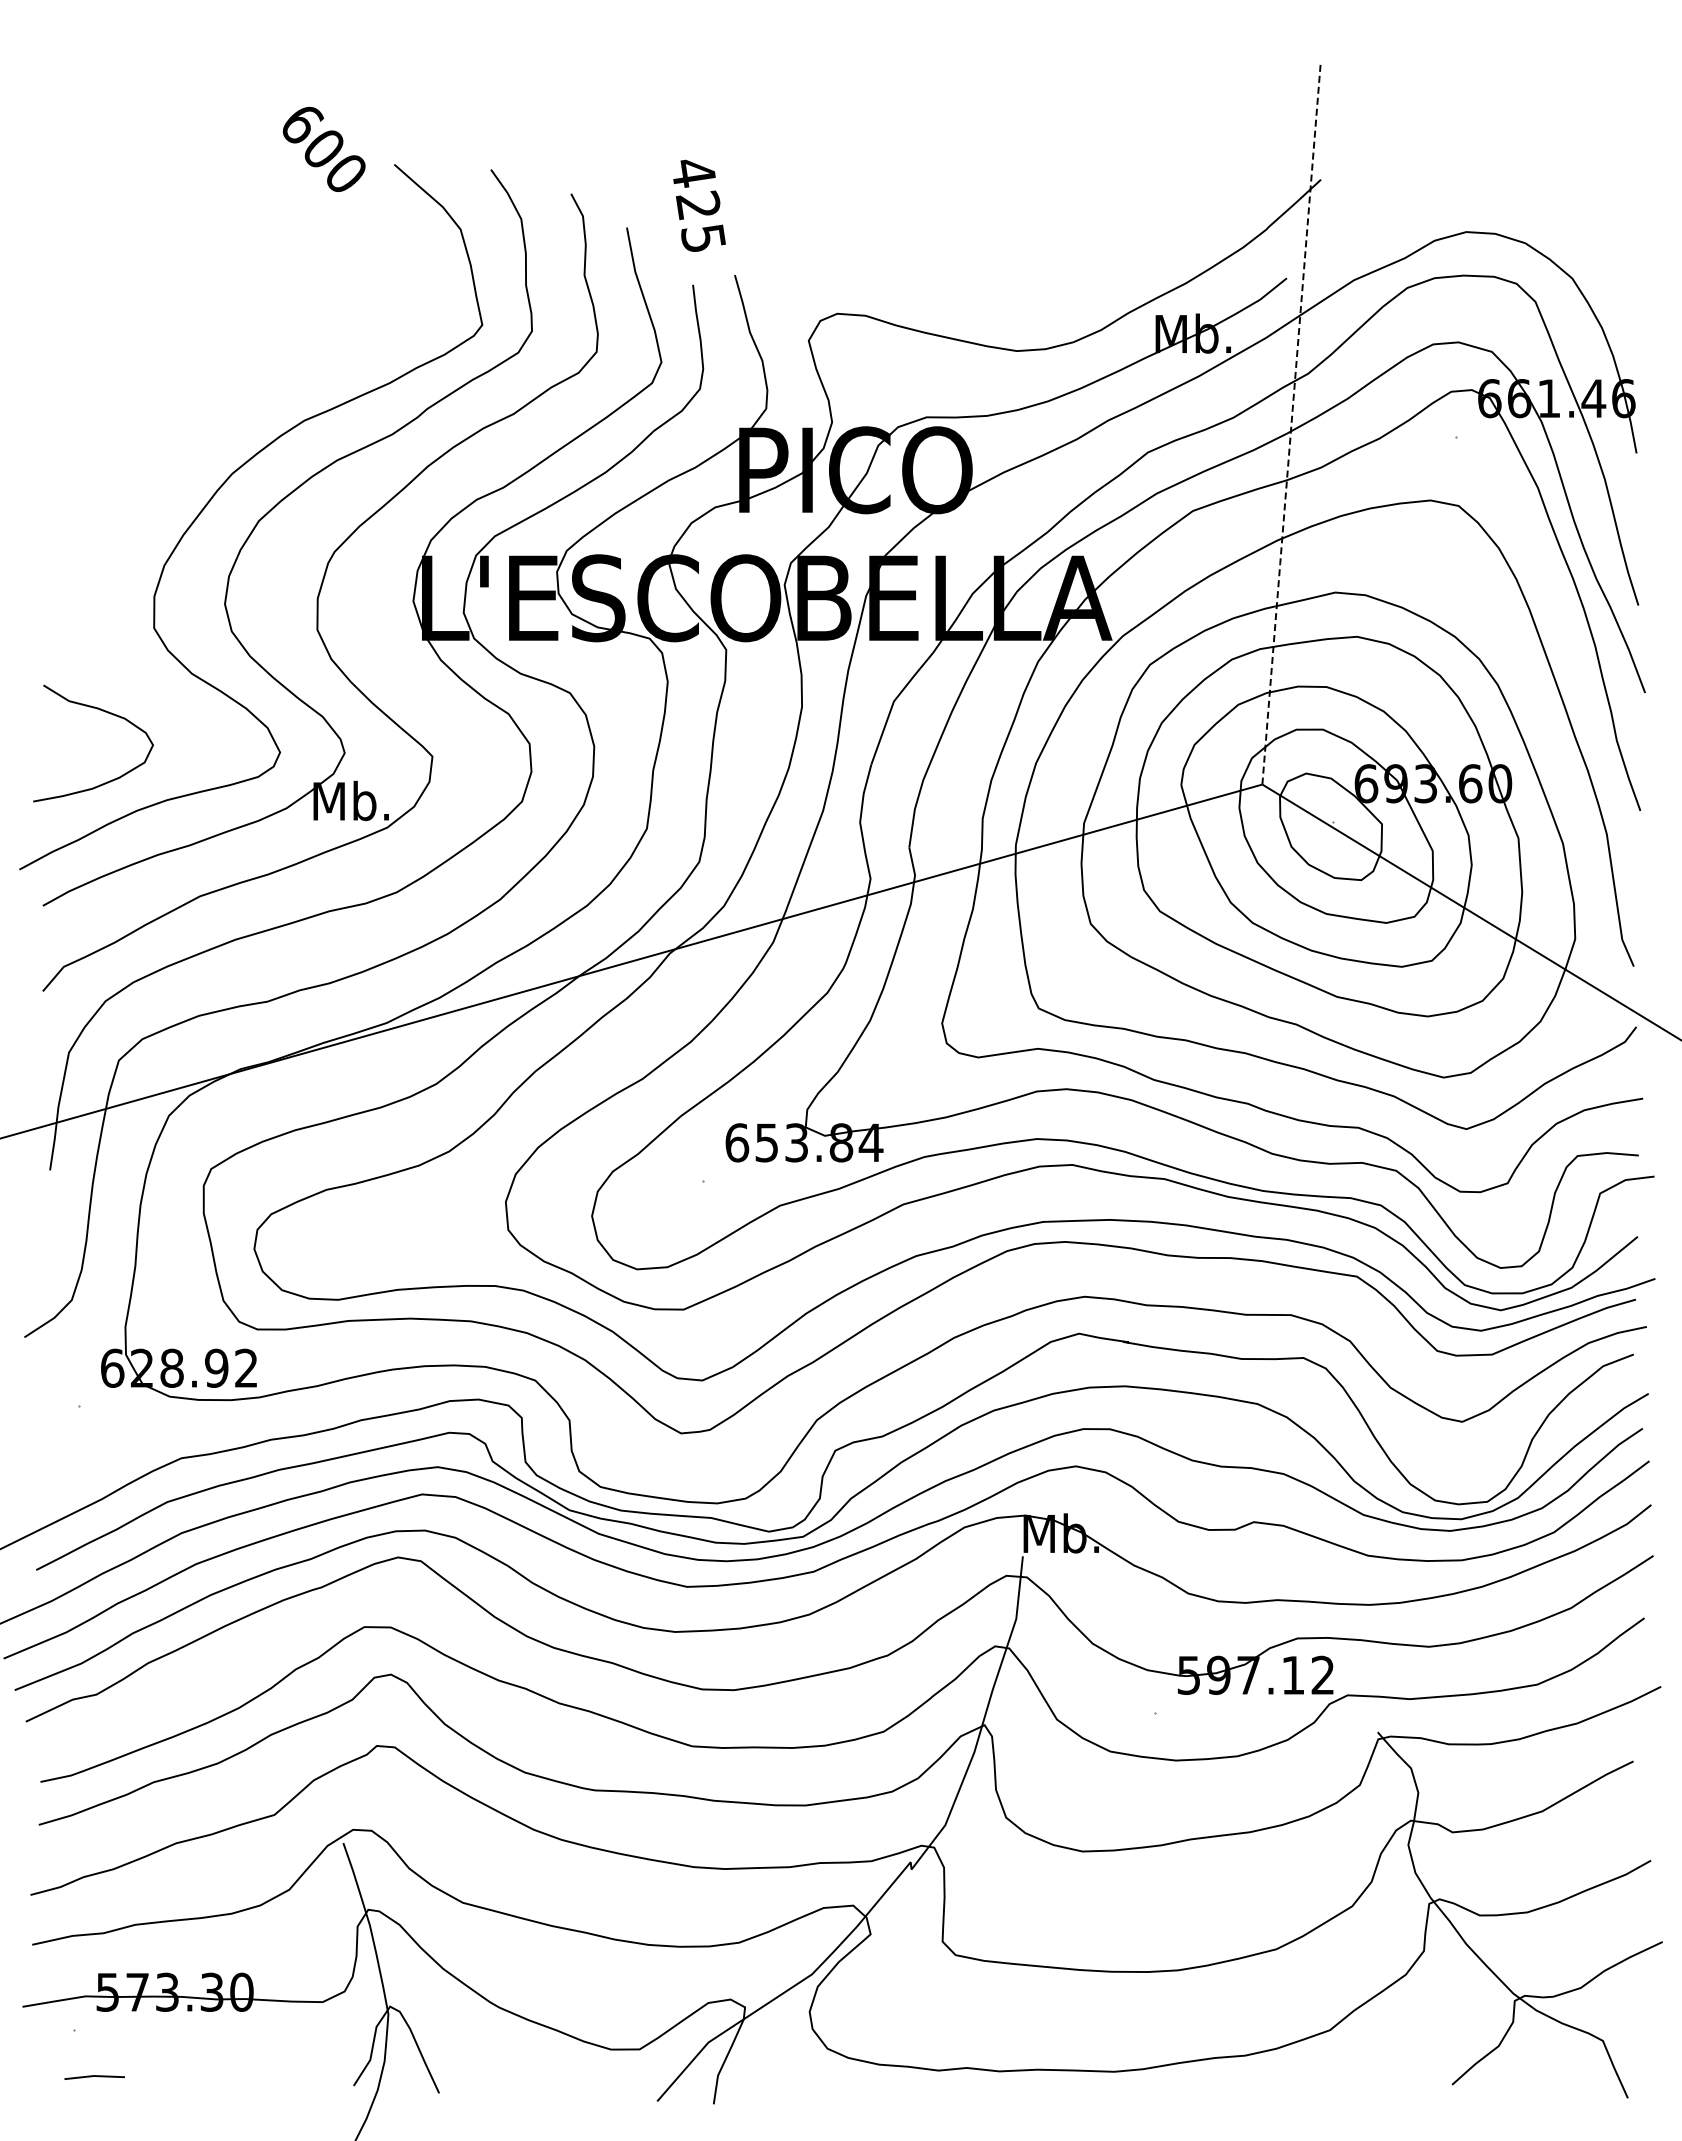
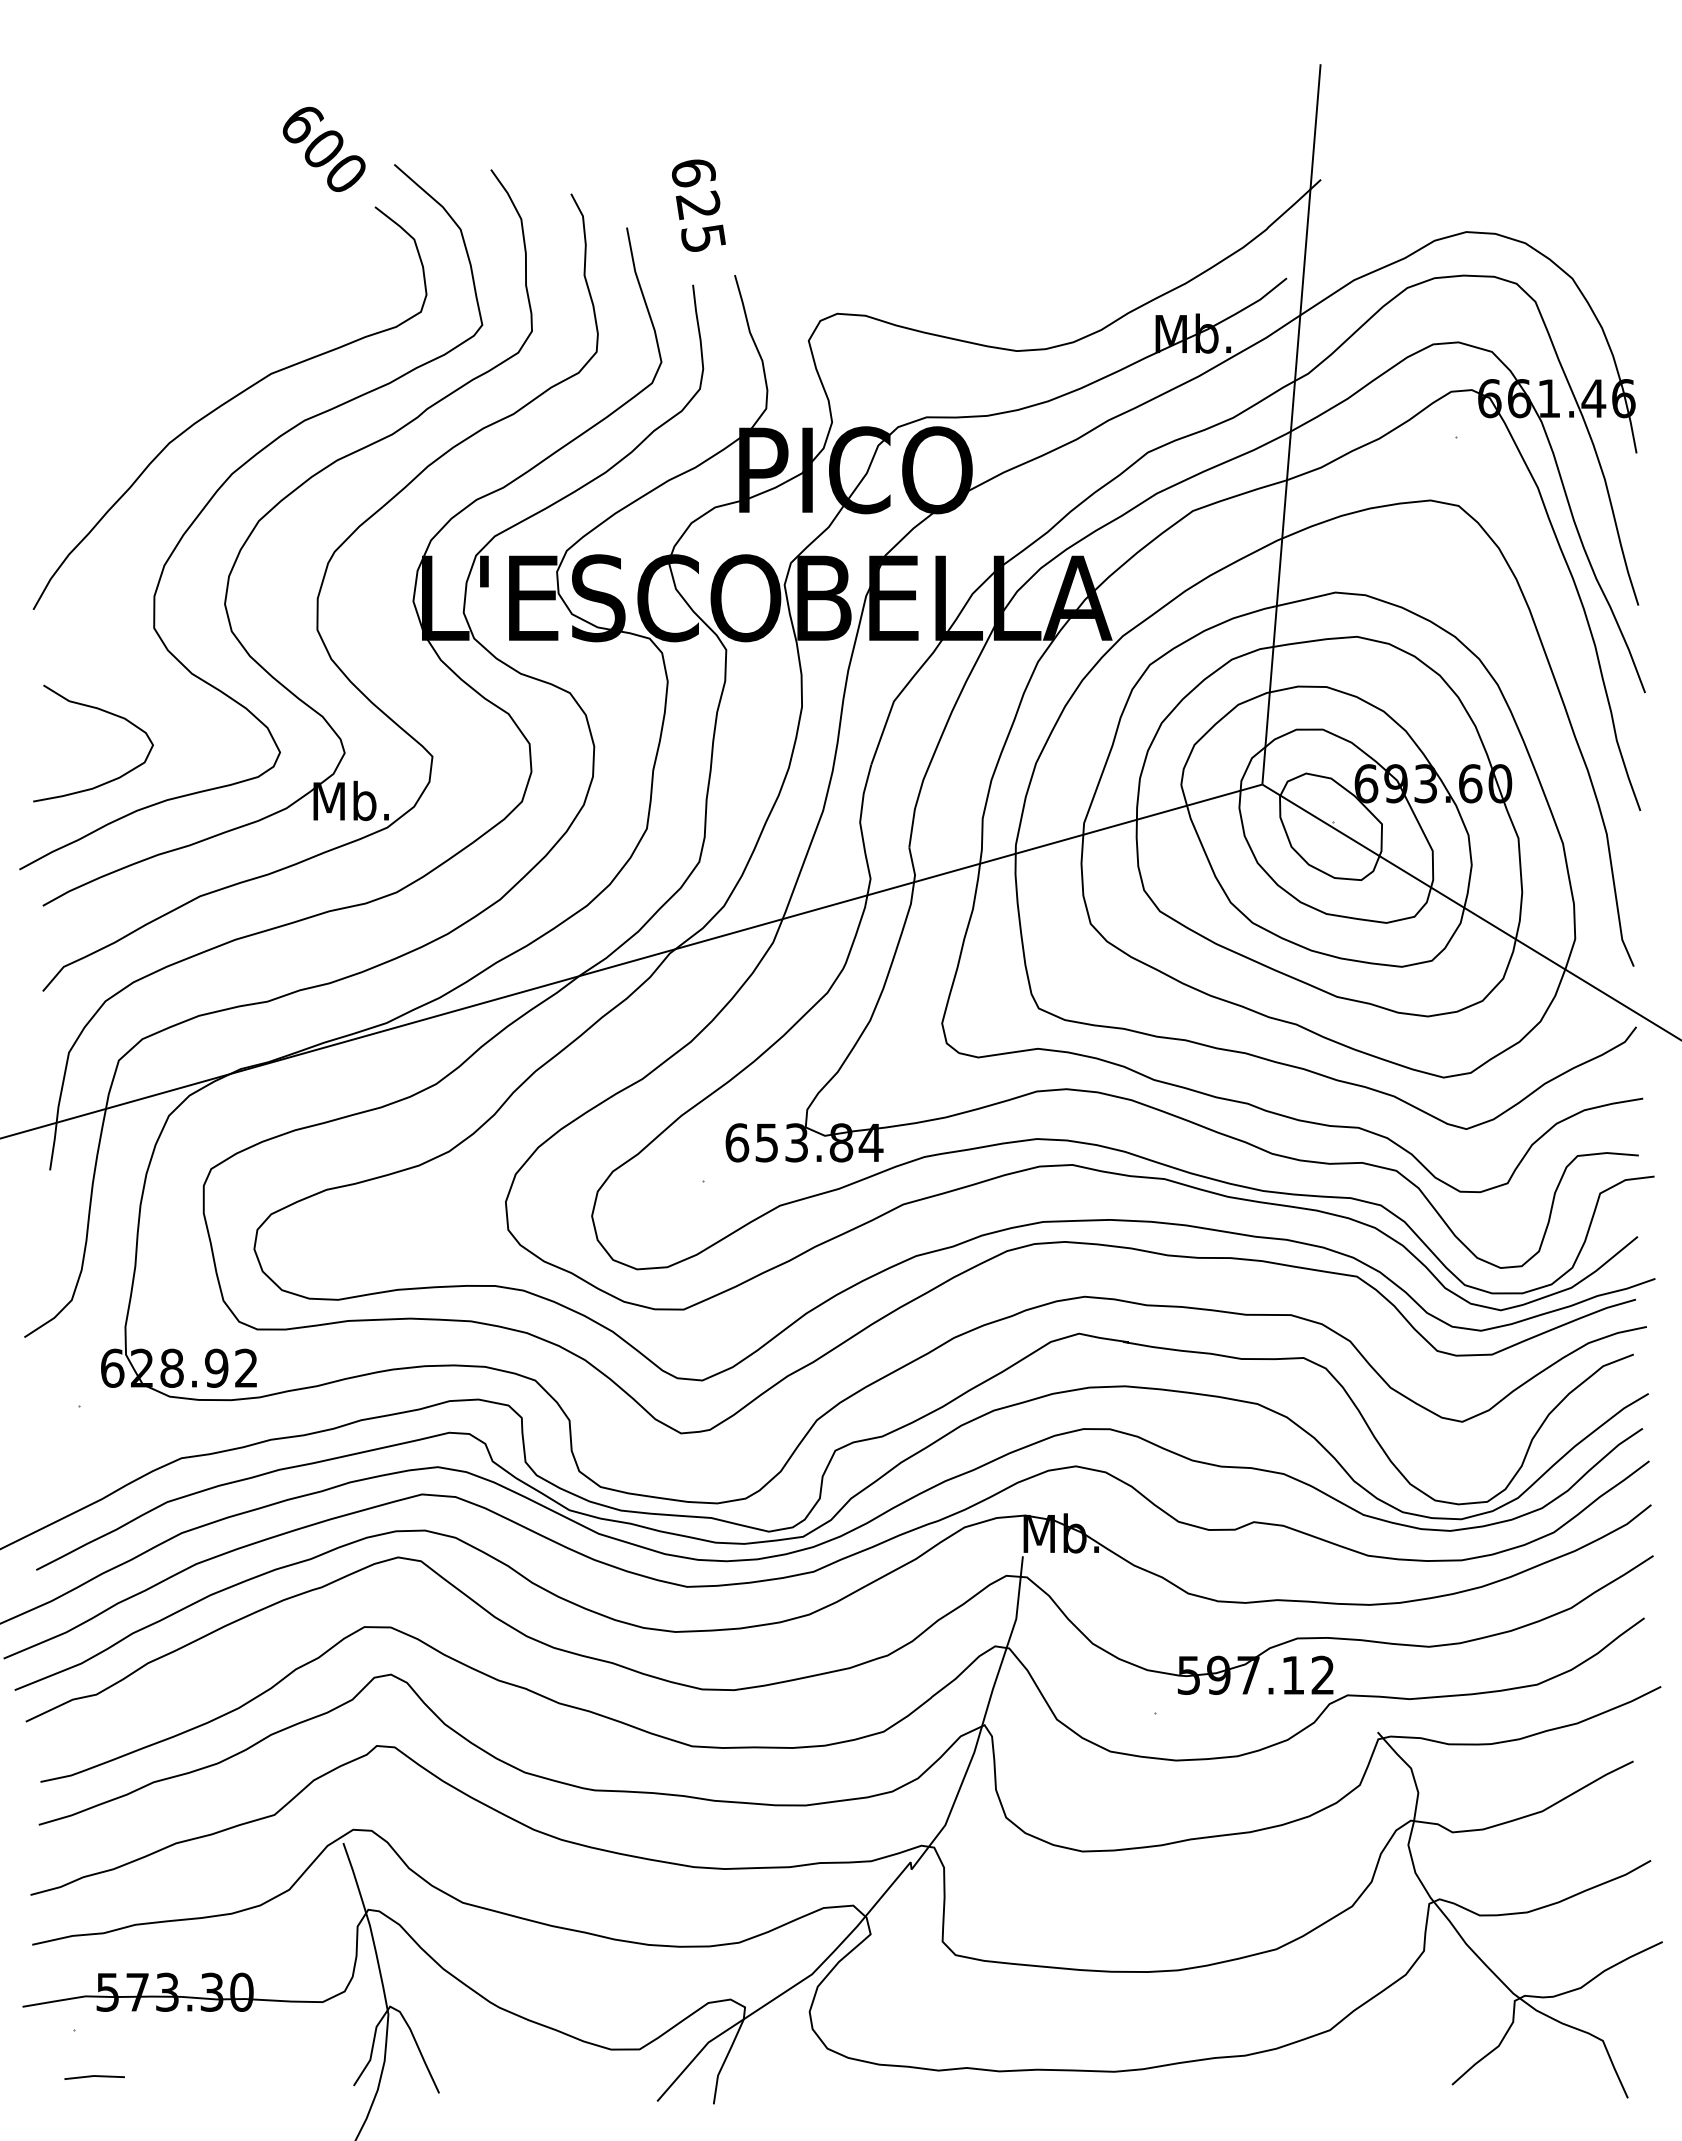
text: 425 -> 625 (693, 173)
curve: none -> present (226, 403)
line: dashed -> solid (1291, 425)
